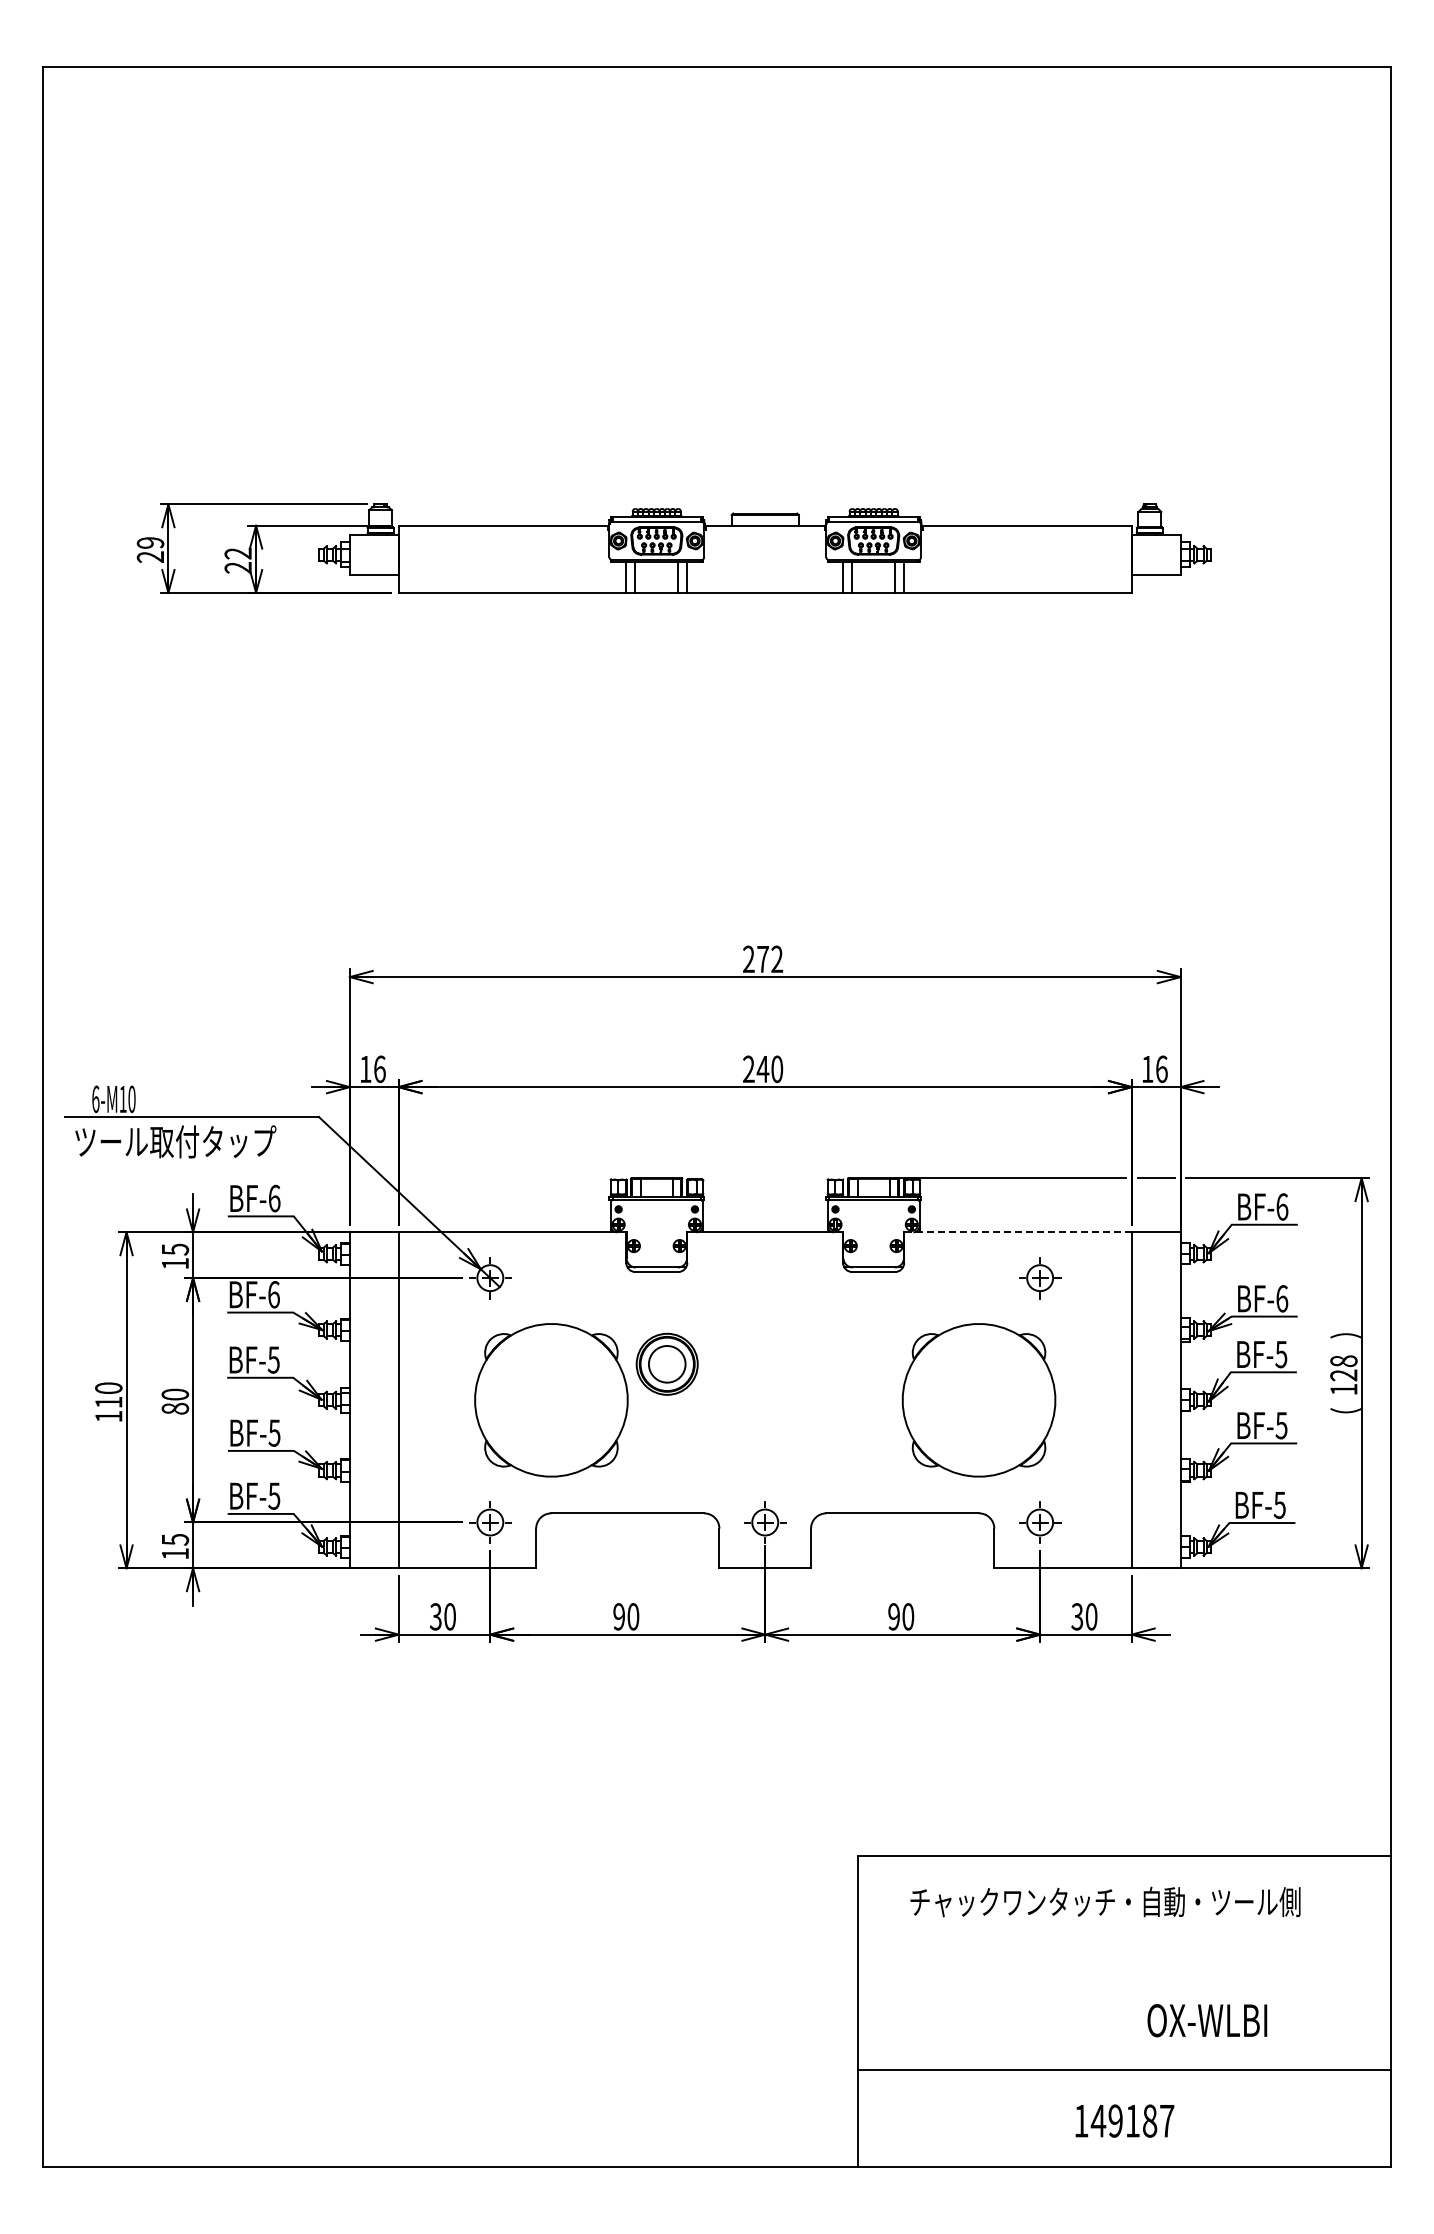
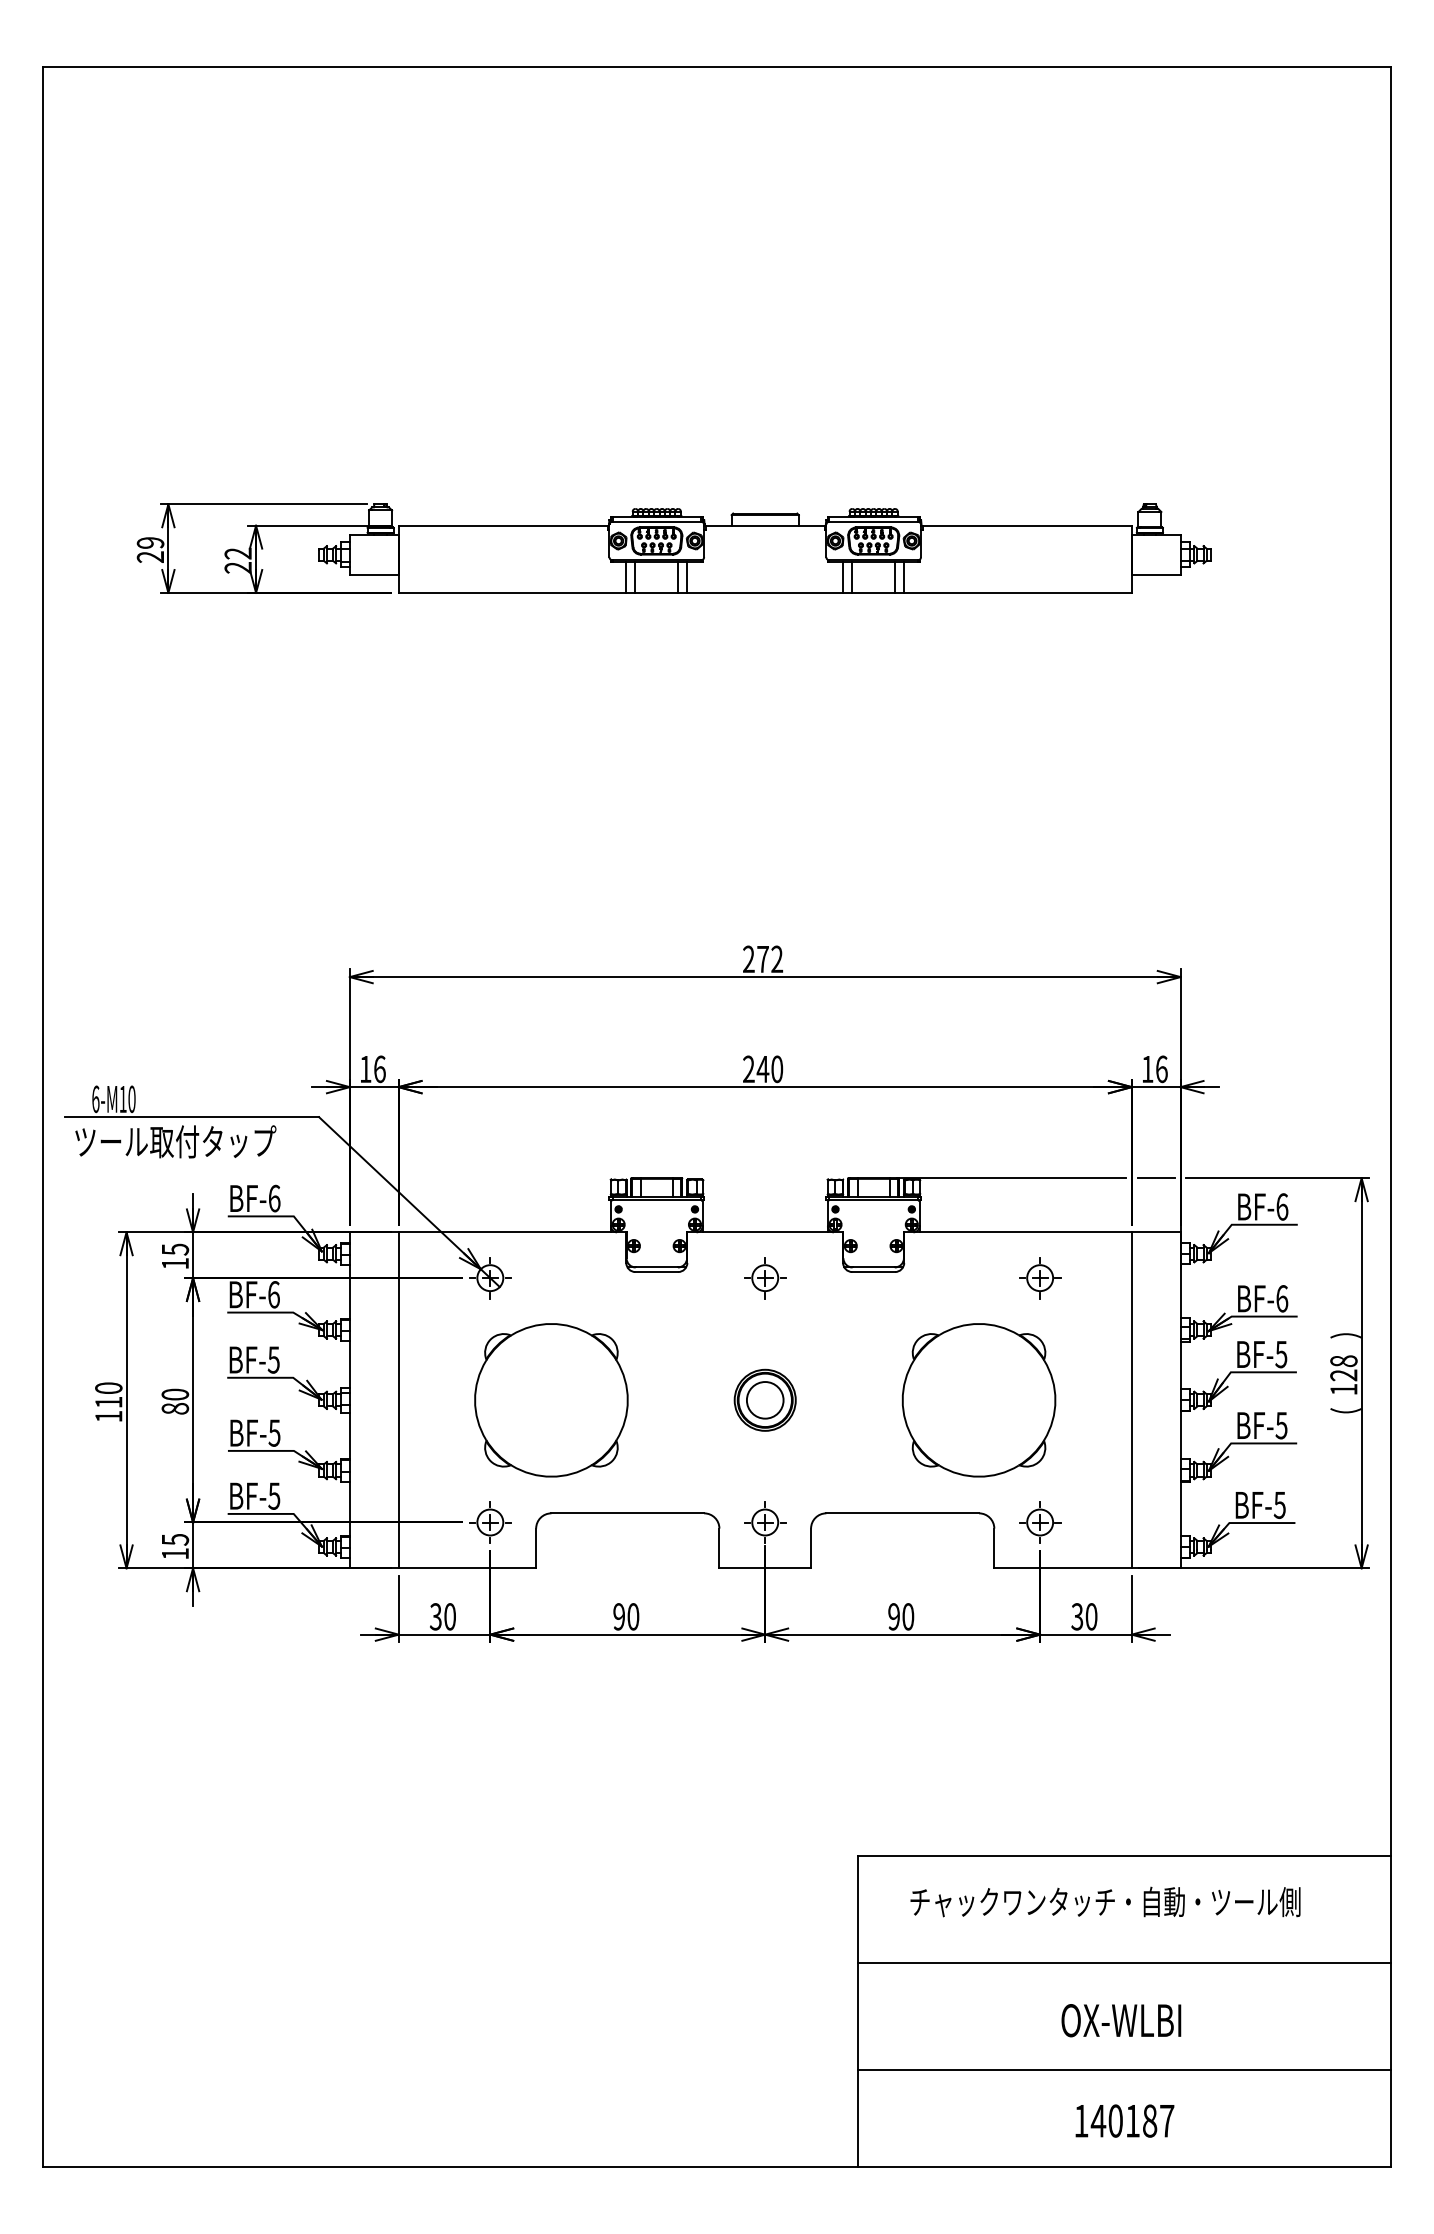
line: dashed -> solid (1018, 1232)
part: none -> present (765, 1278)
part position: (666, 1363) -> (764, 1399) (764, 1399)
line: none -> present (1124, 1962)
text position: (1207, 2020) -> (1121, 2020) (1121, 2020)
text: 149187 -> 140187 (1115, 2120)
